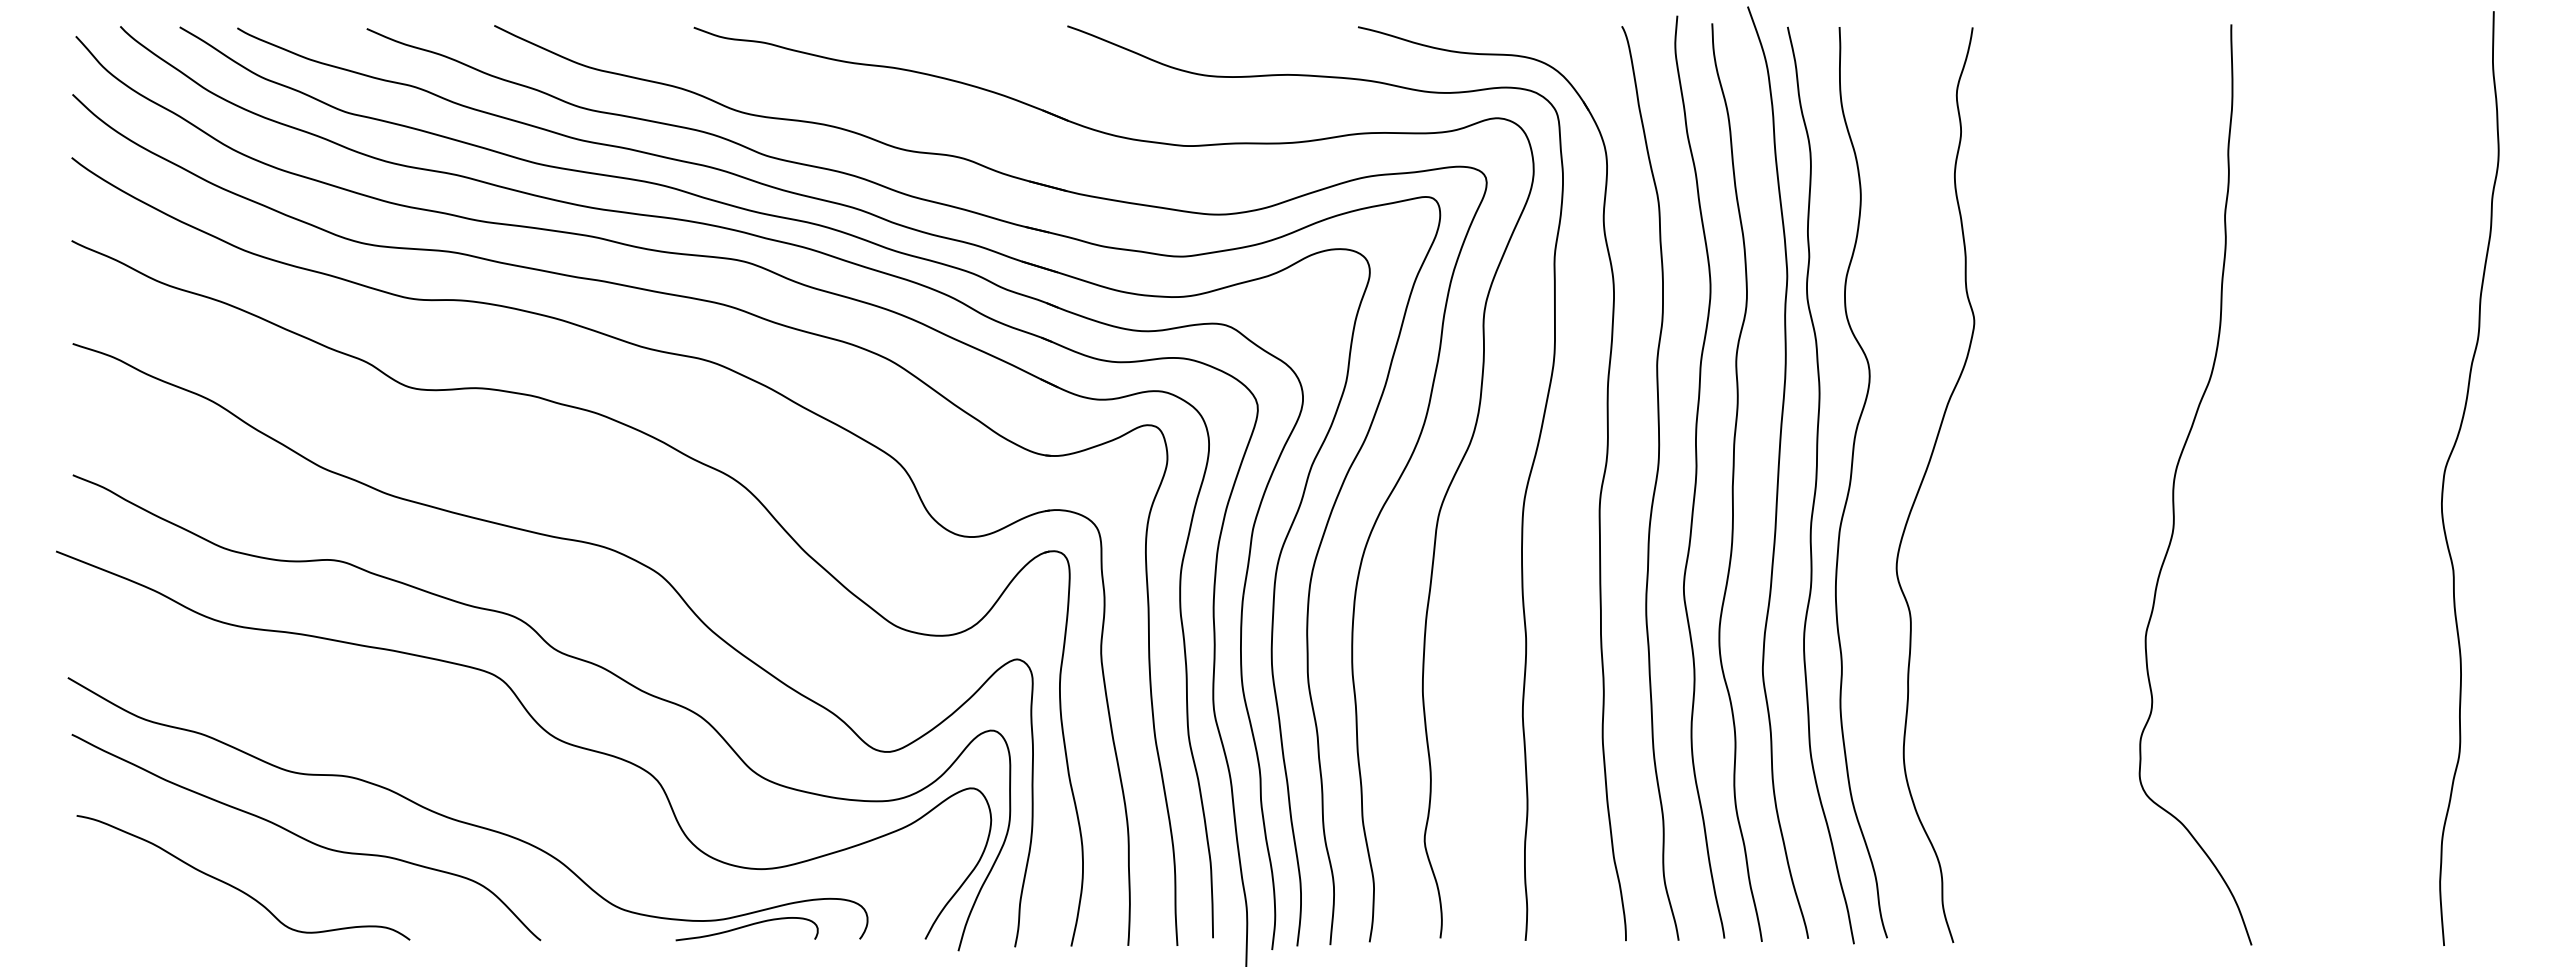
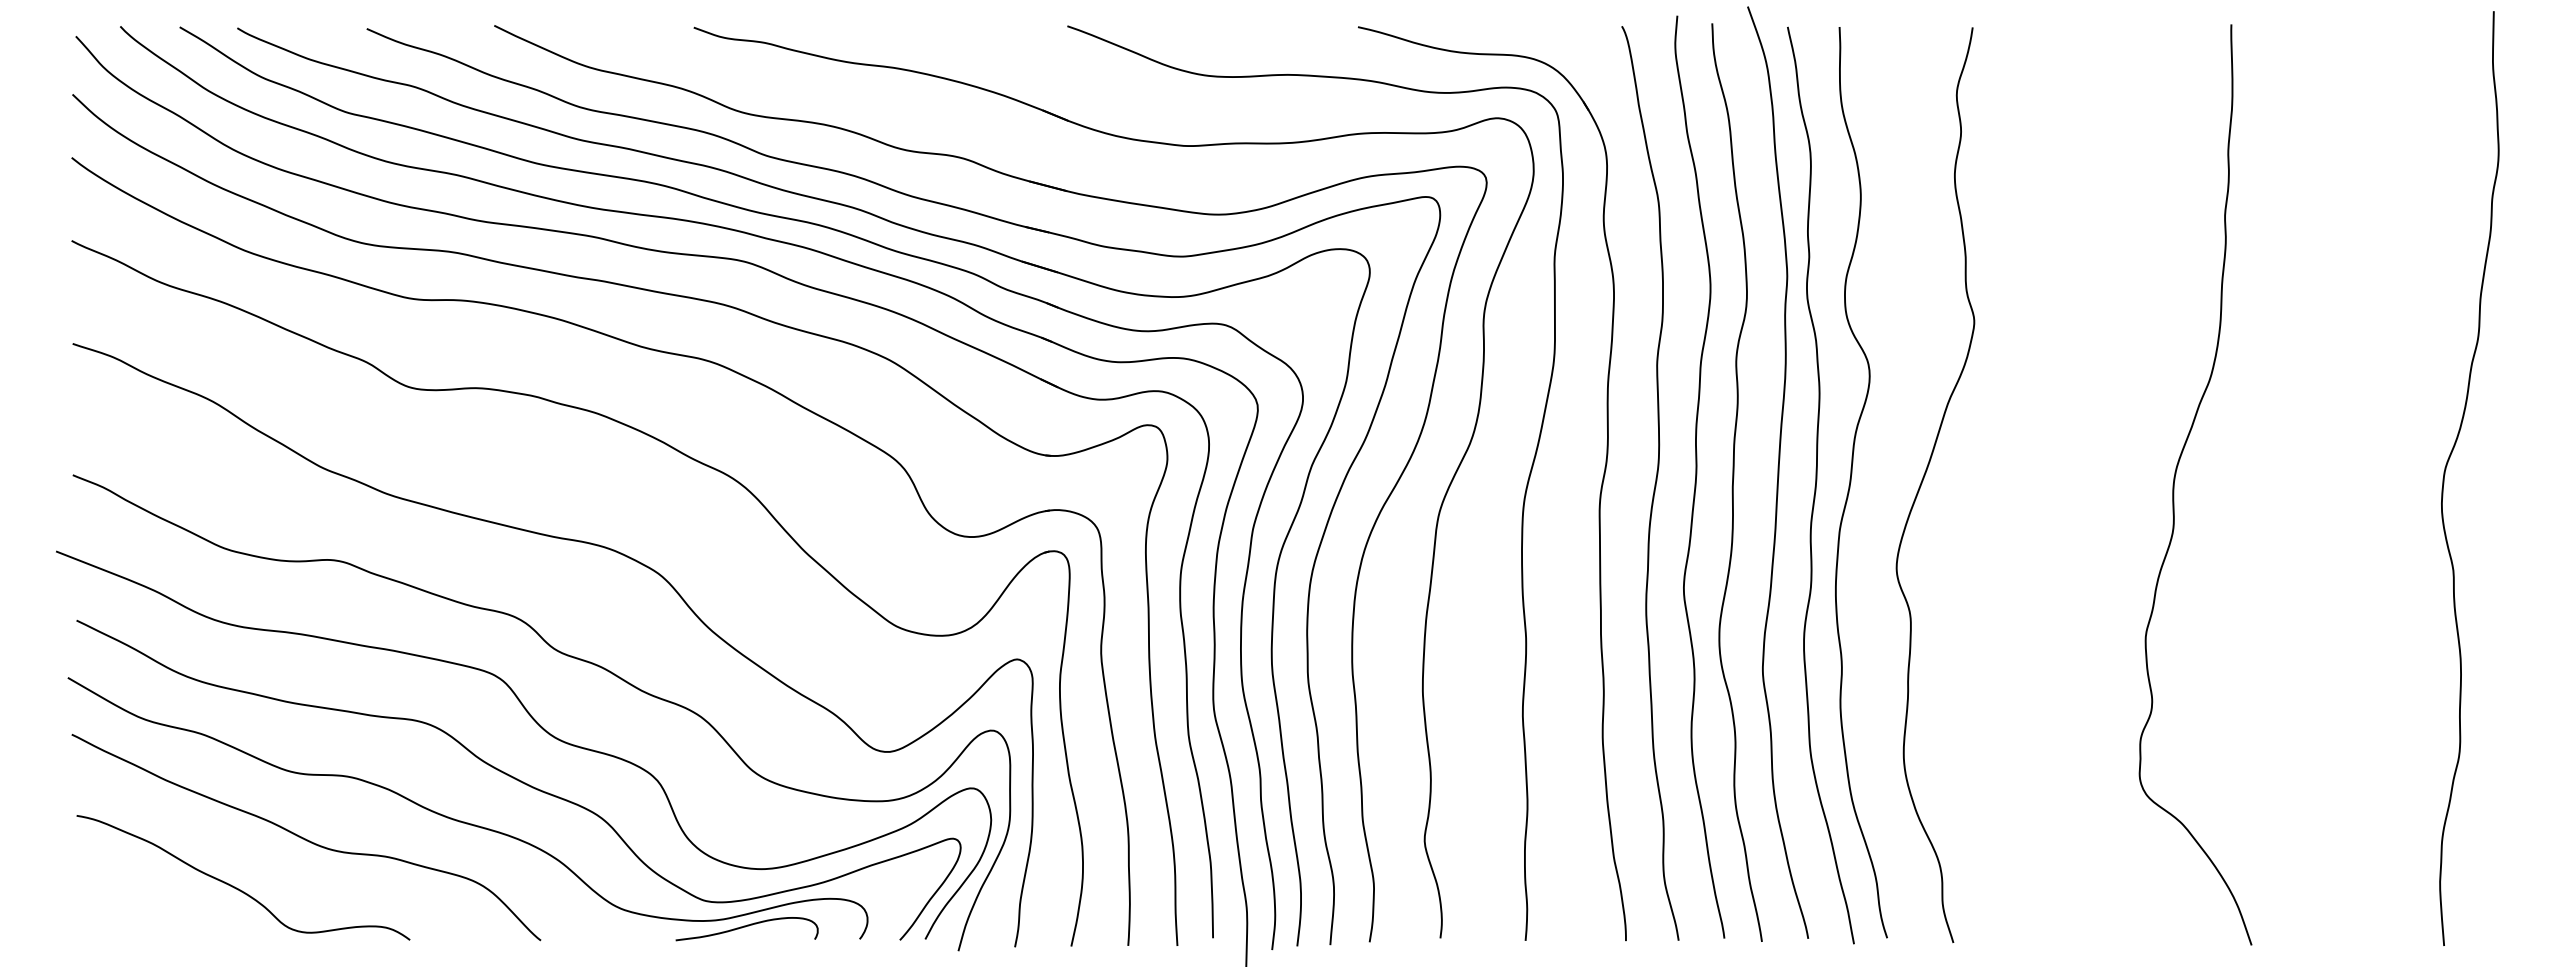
curve: none -> present (518, 779)
